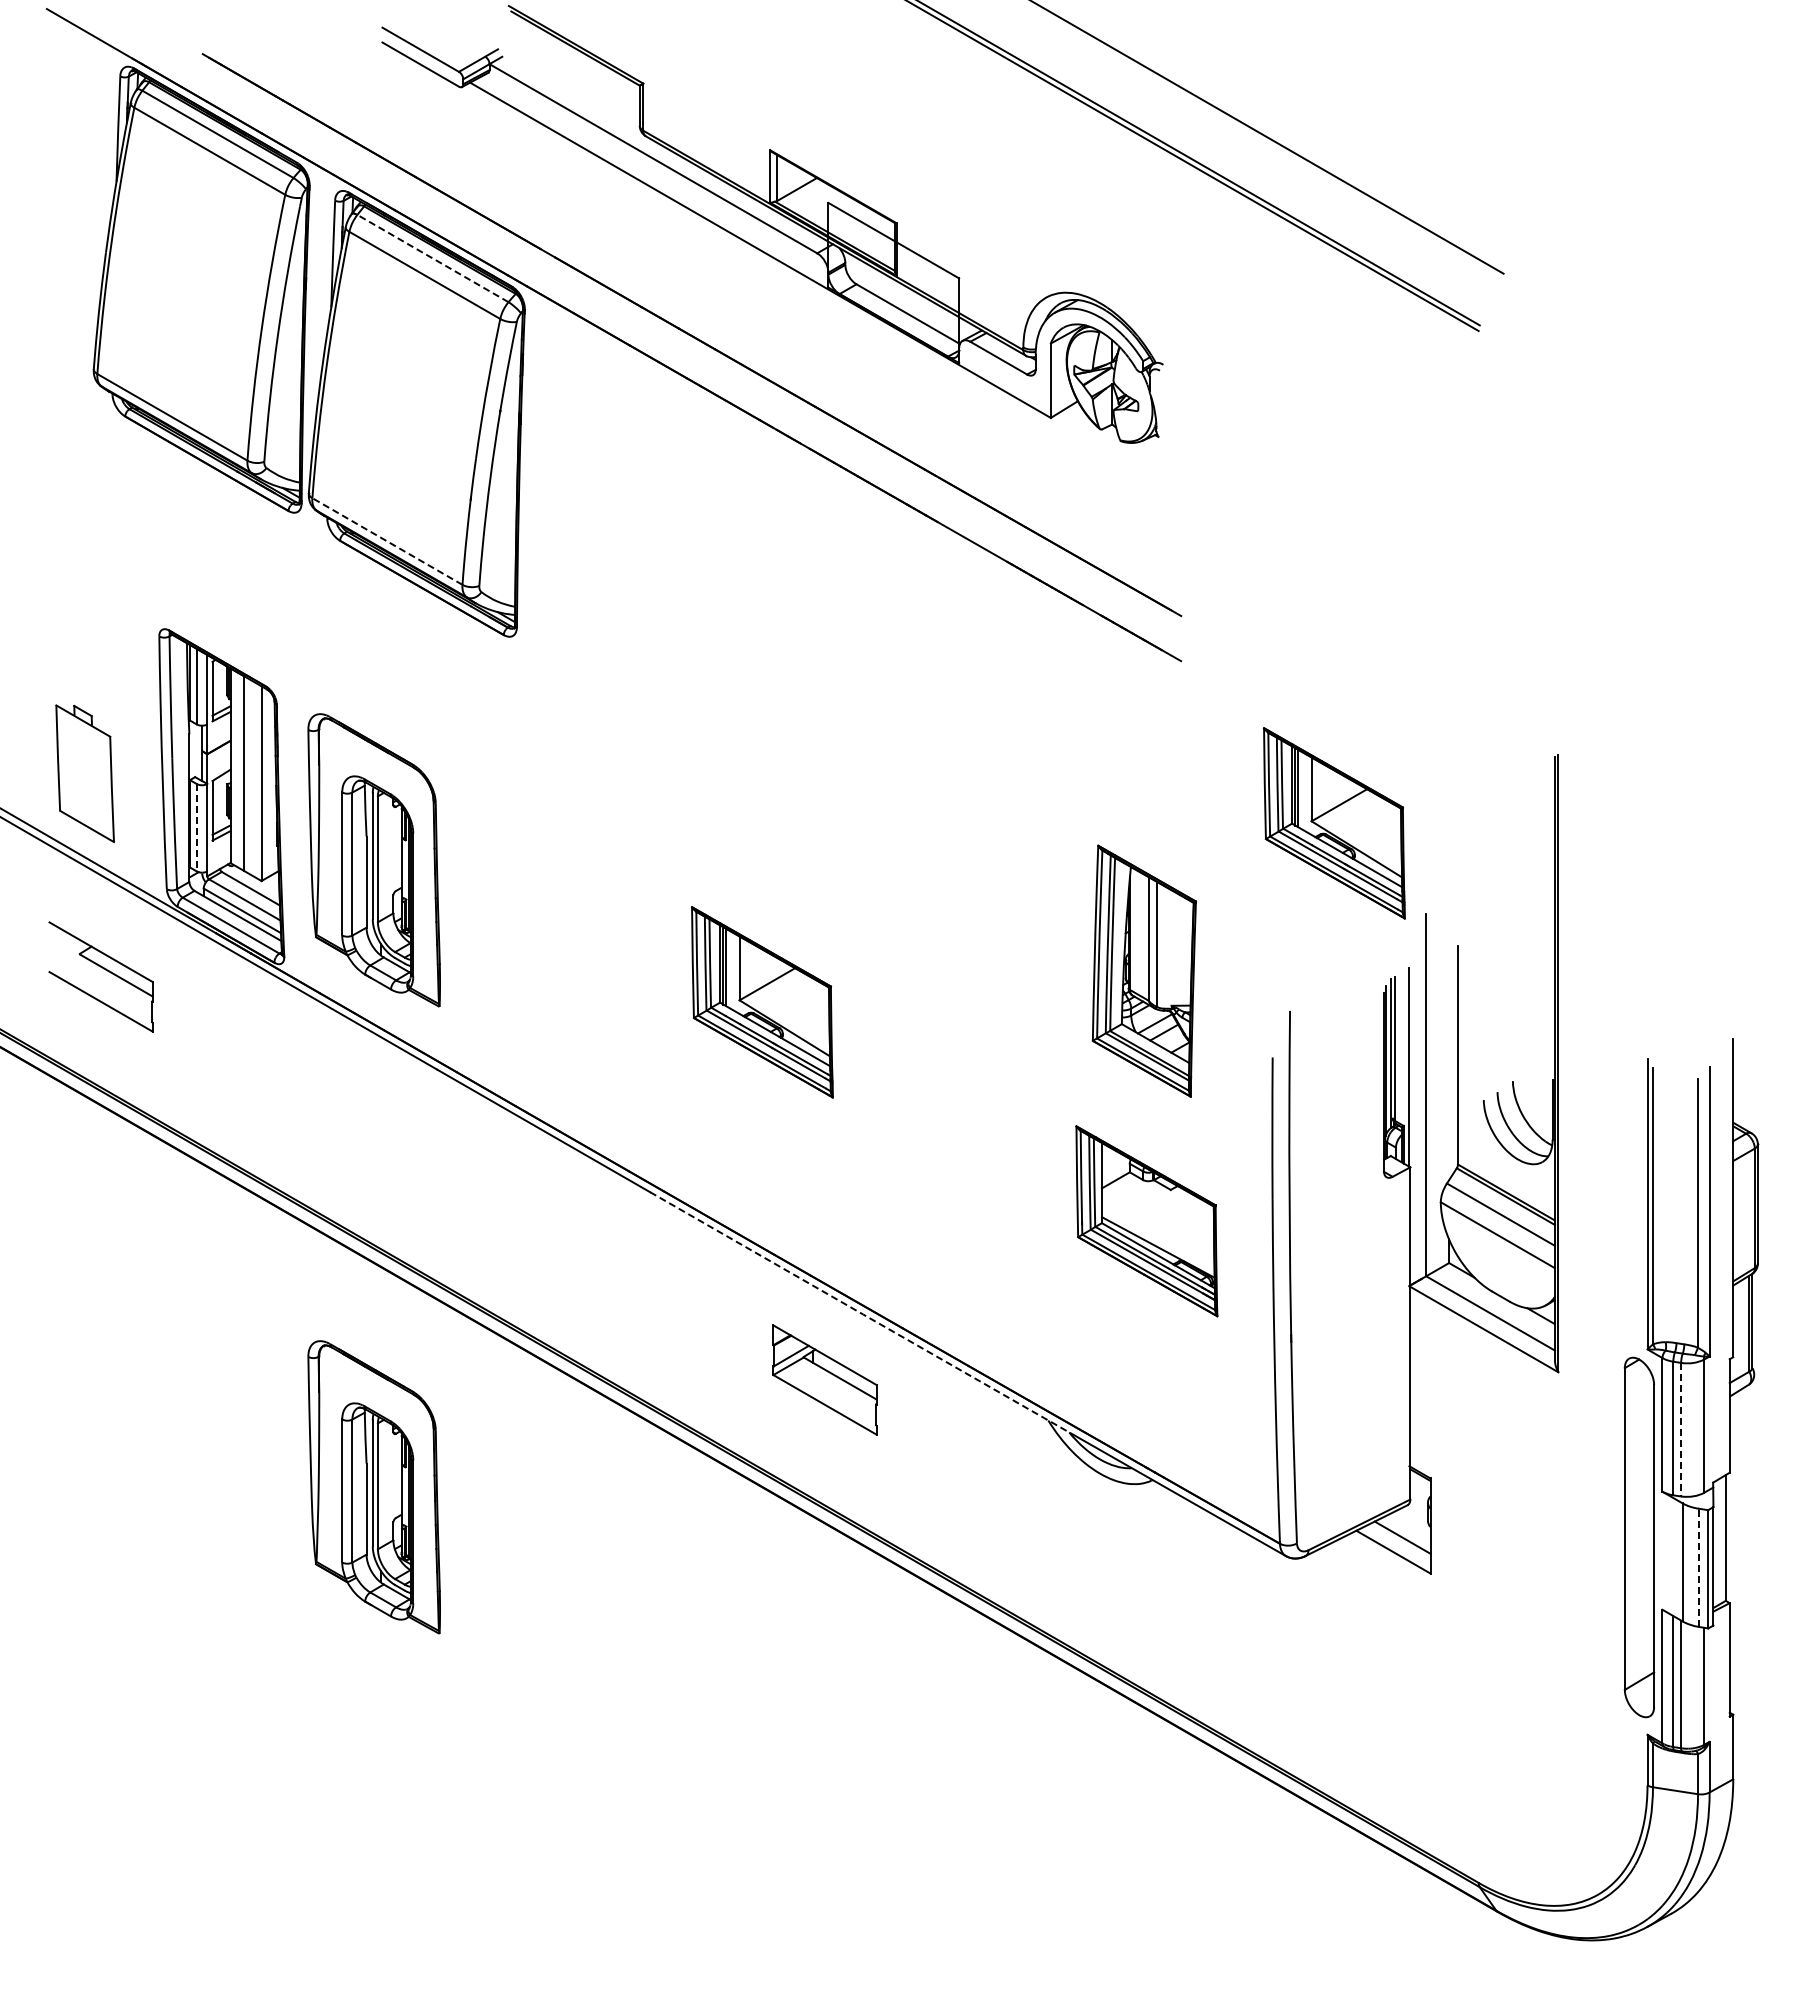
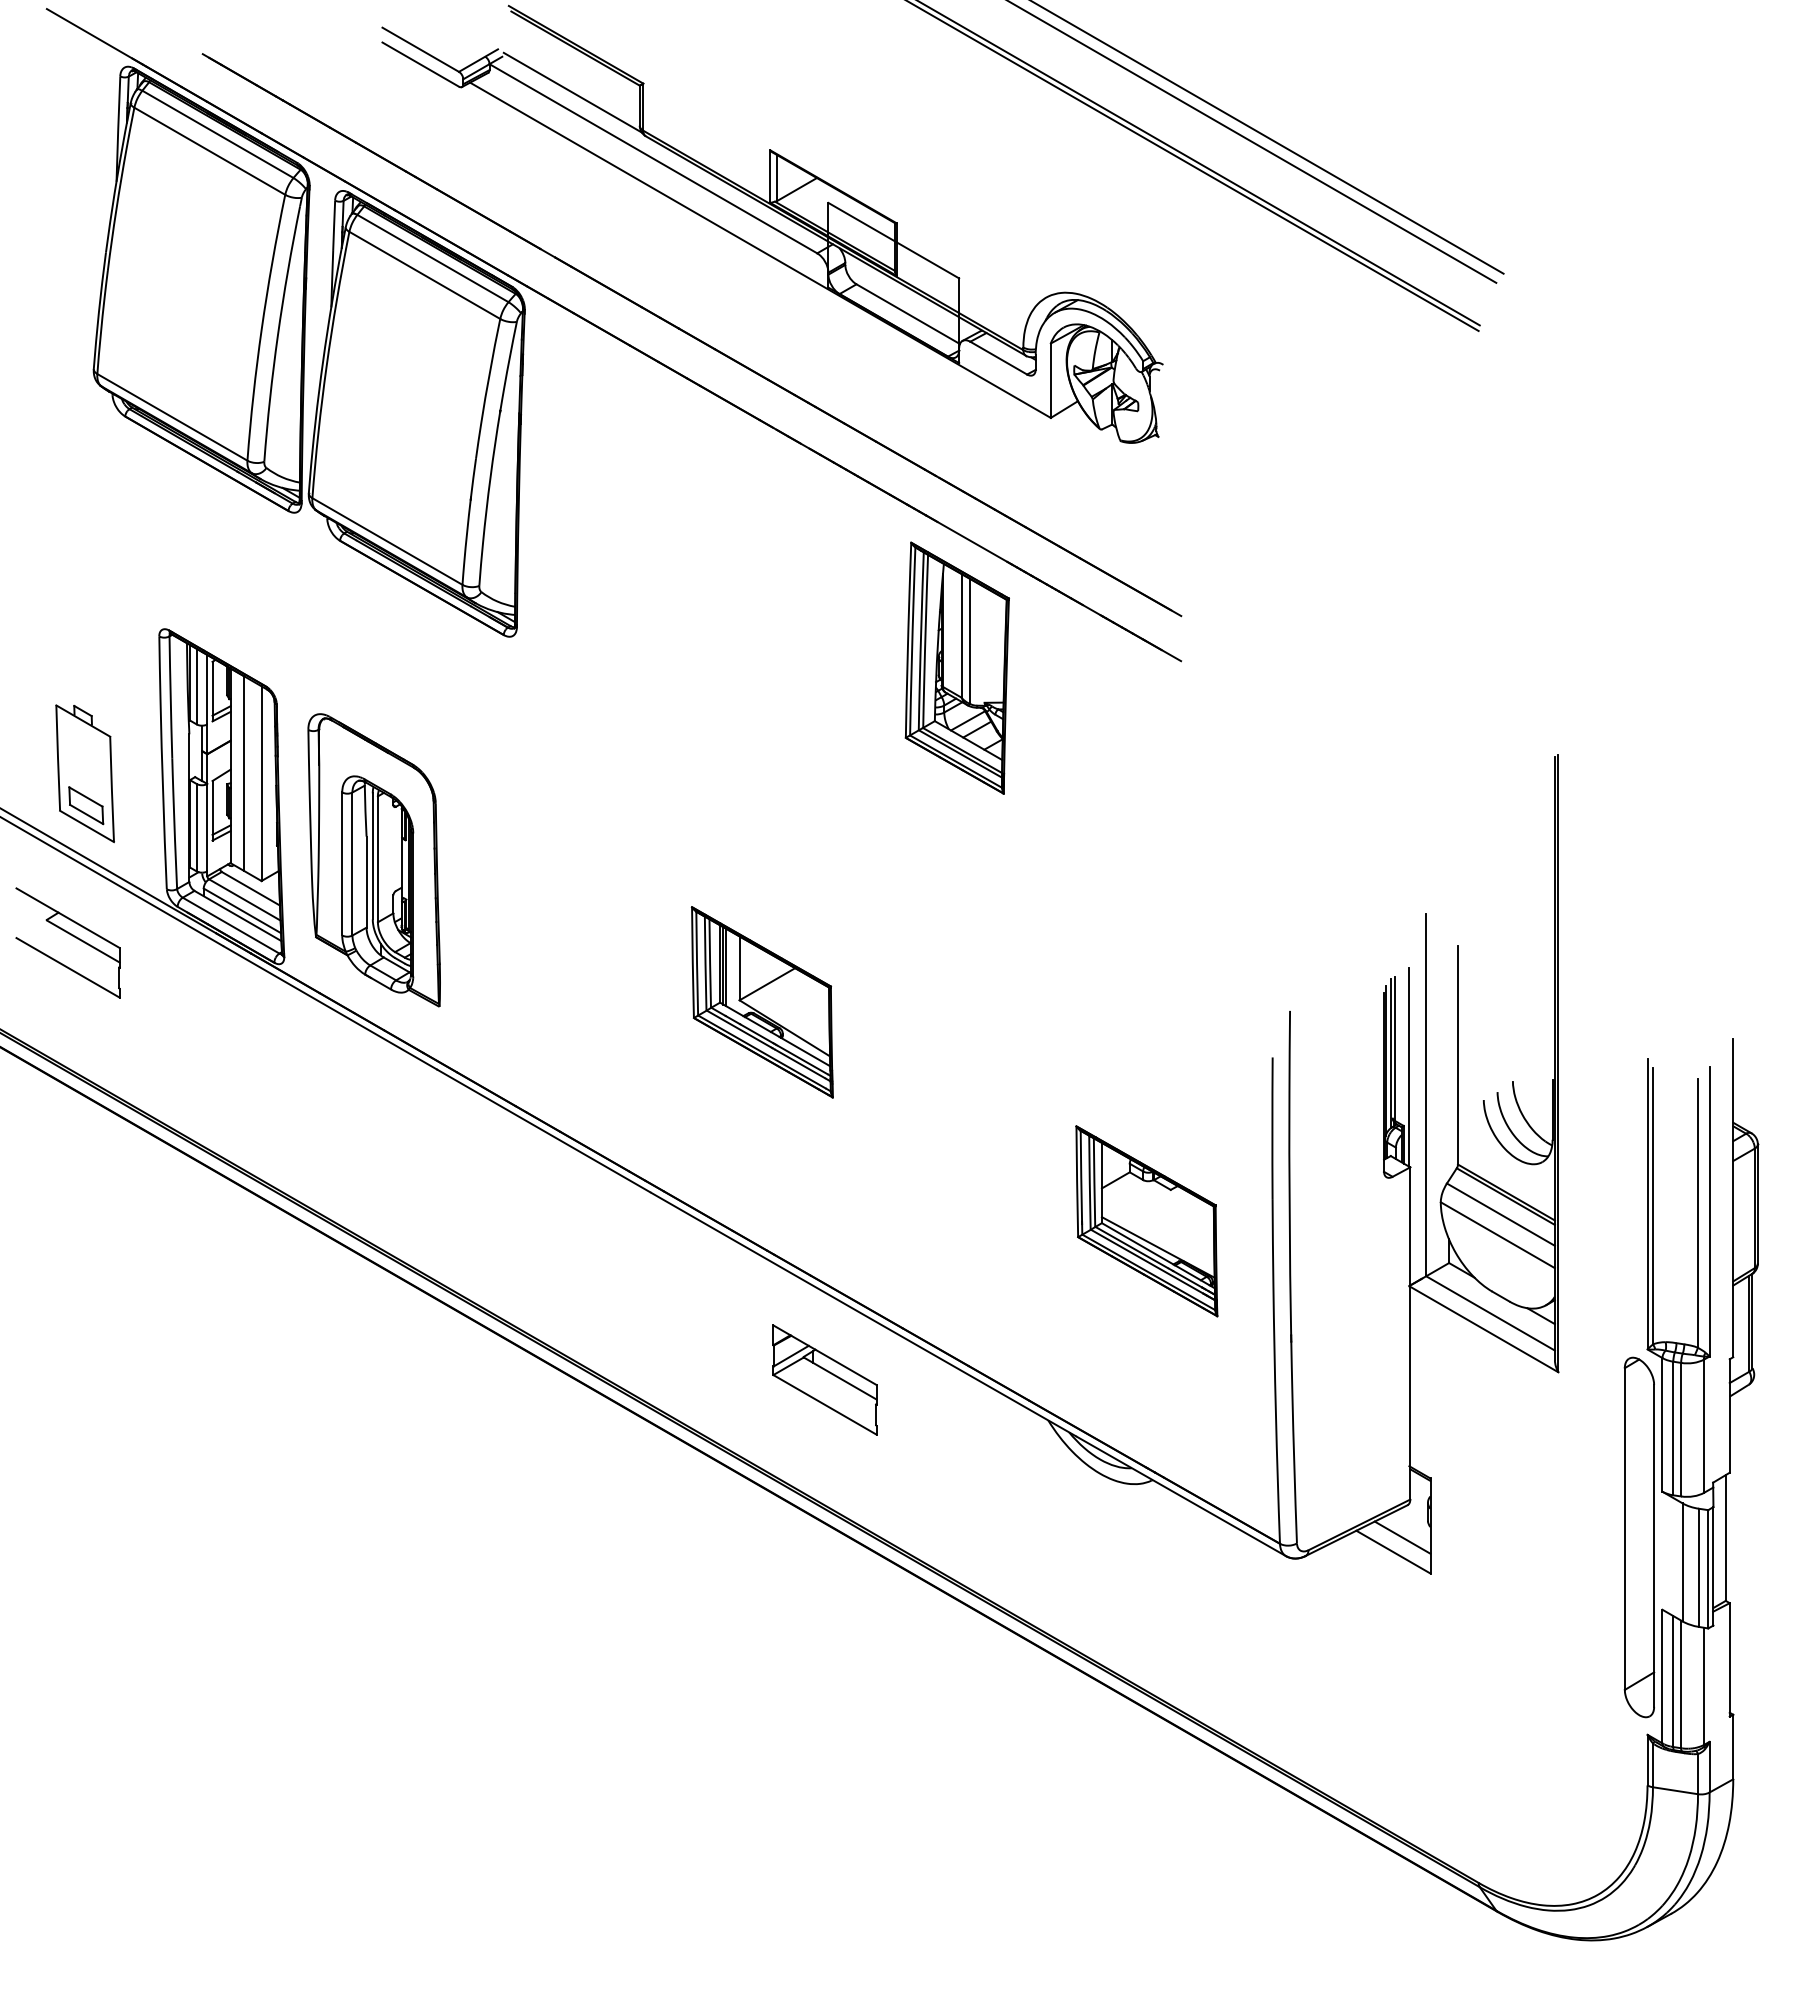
line: none -> present (572, 92)
line: none -> present (1253, 142)
line: dashed -> solid (432, 258)
line: dashed -> solid (387, 541)
part: none -> present (86, 805)
part: present -> none (1333, 823)
line: dashed -> solid (196, 827)
part position: (103, 969) -> (70, 935) (70, 935)
part position: (1143, 970) -> (956, 667) (956, 667)
line: dashed -> solid (863, 1314)
line: dashed -> solid (1681, 1429)
part: present -> none (373, 1487)
line: dashed -> solid (1698, 1567)
